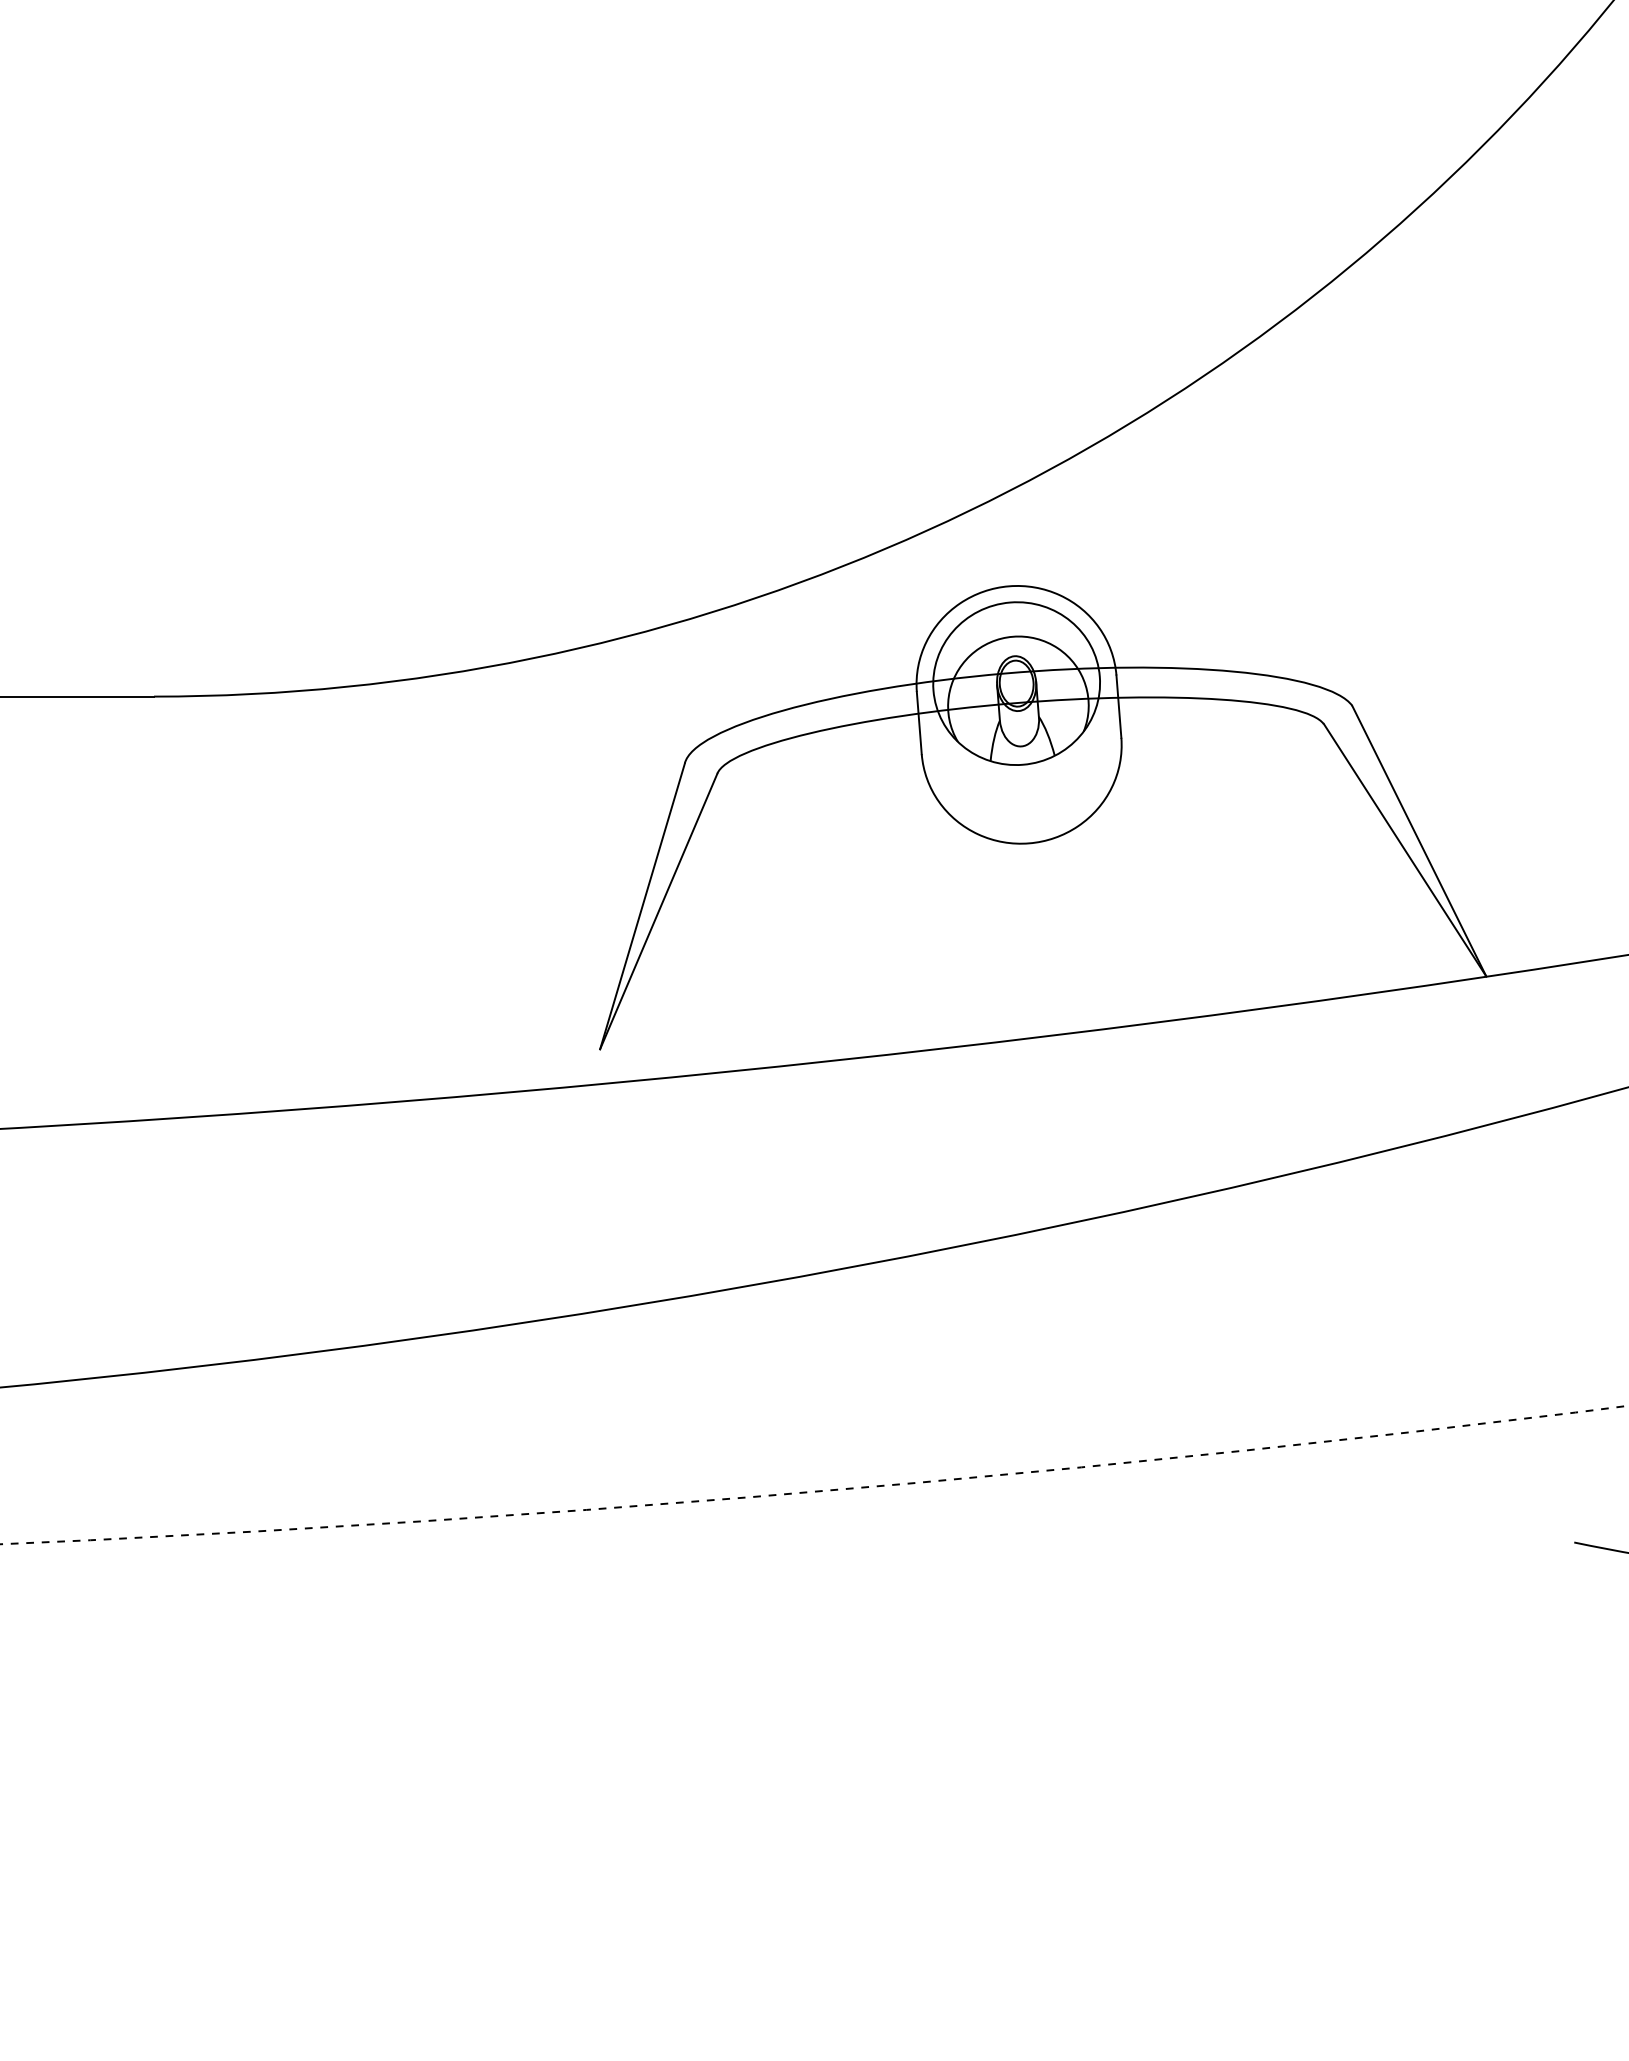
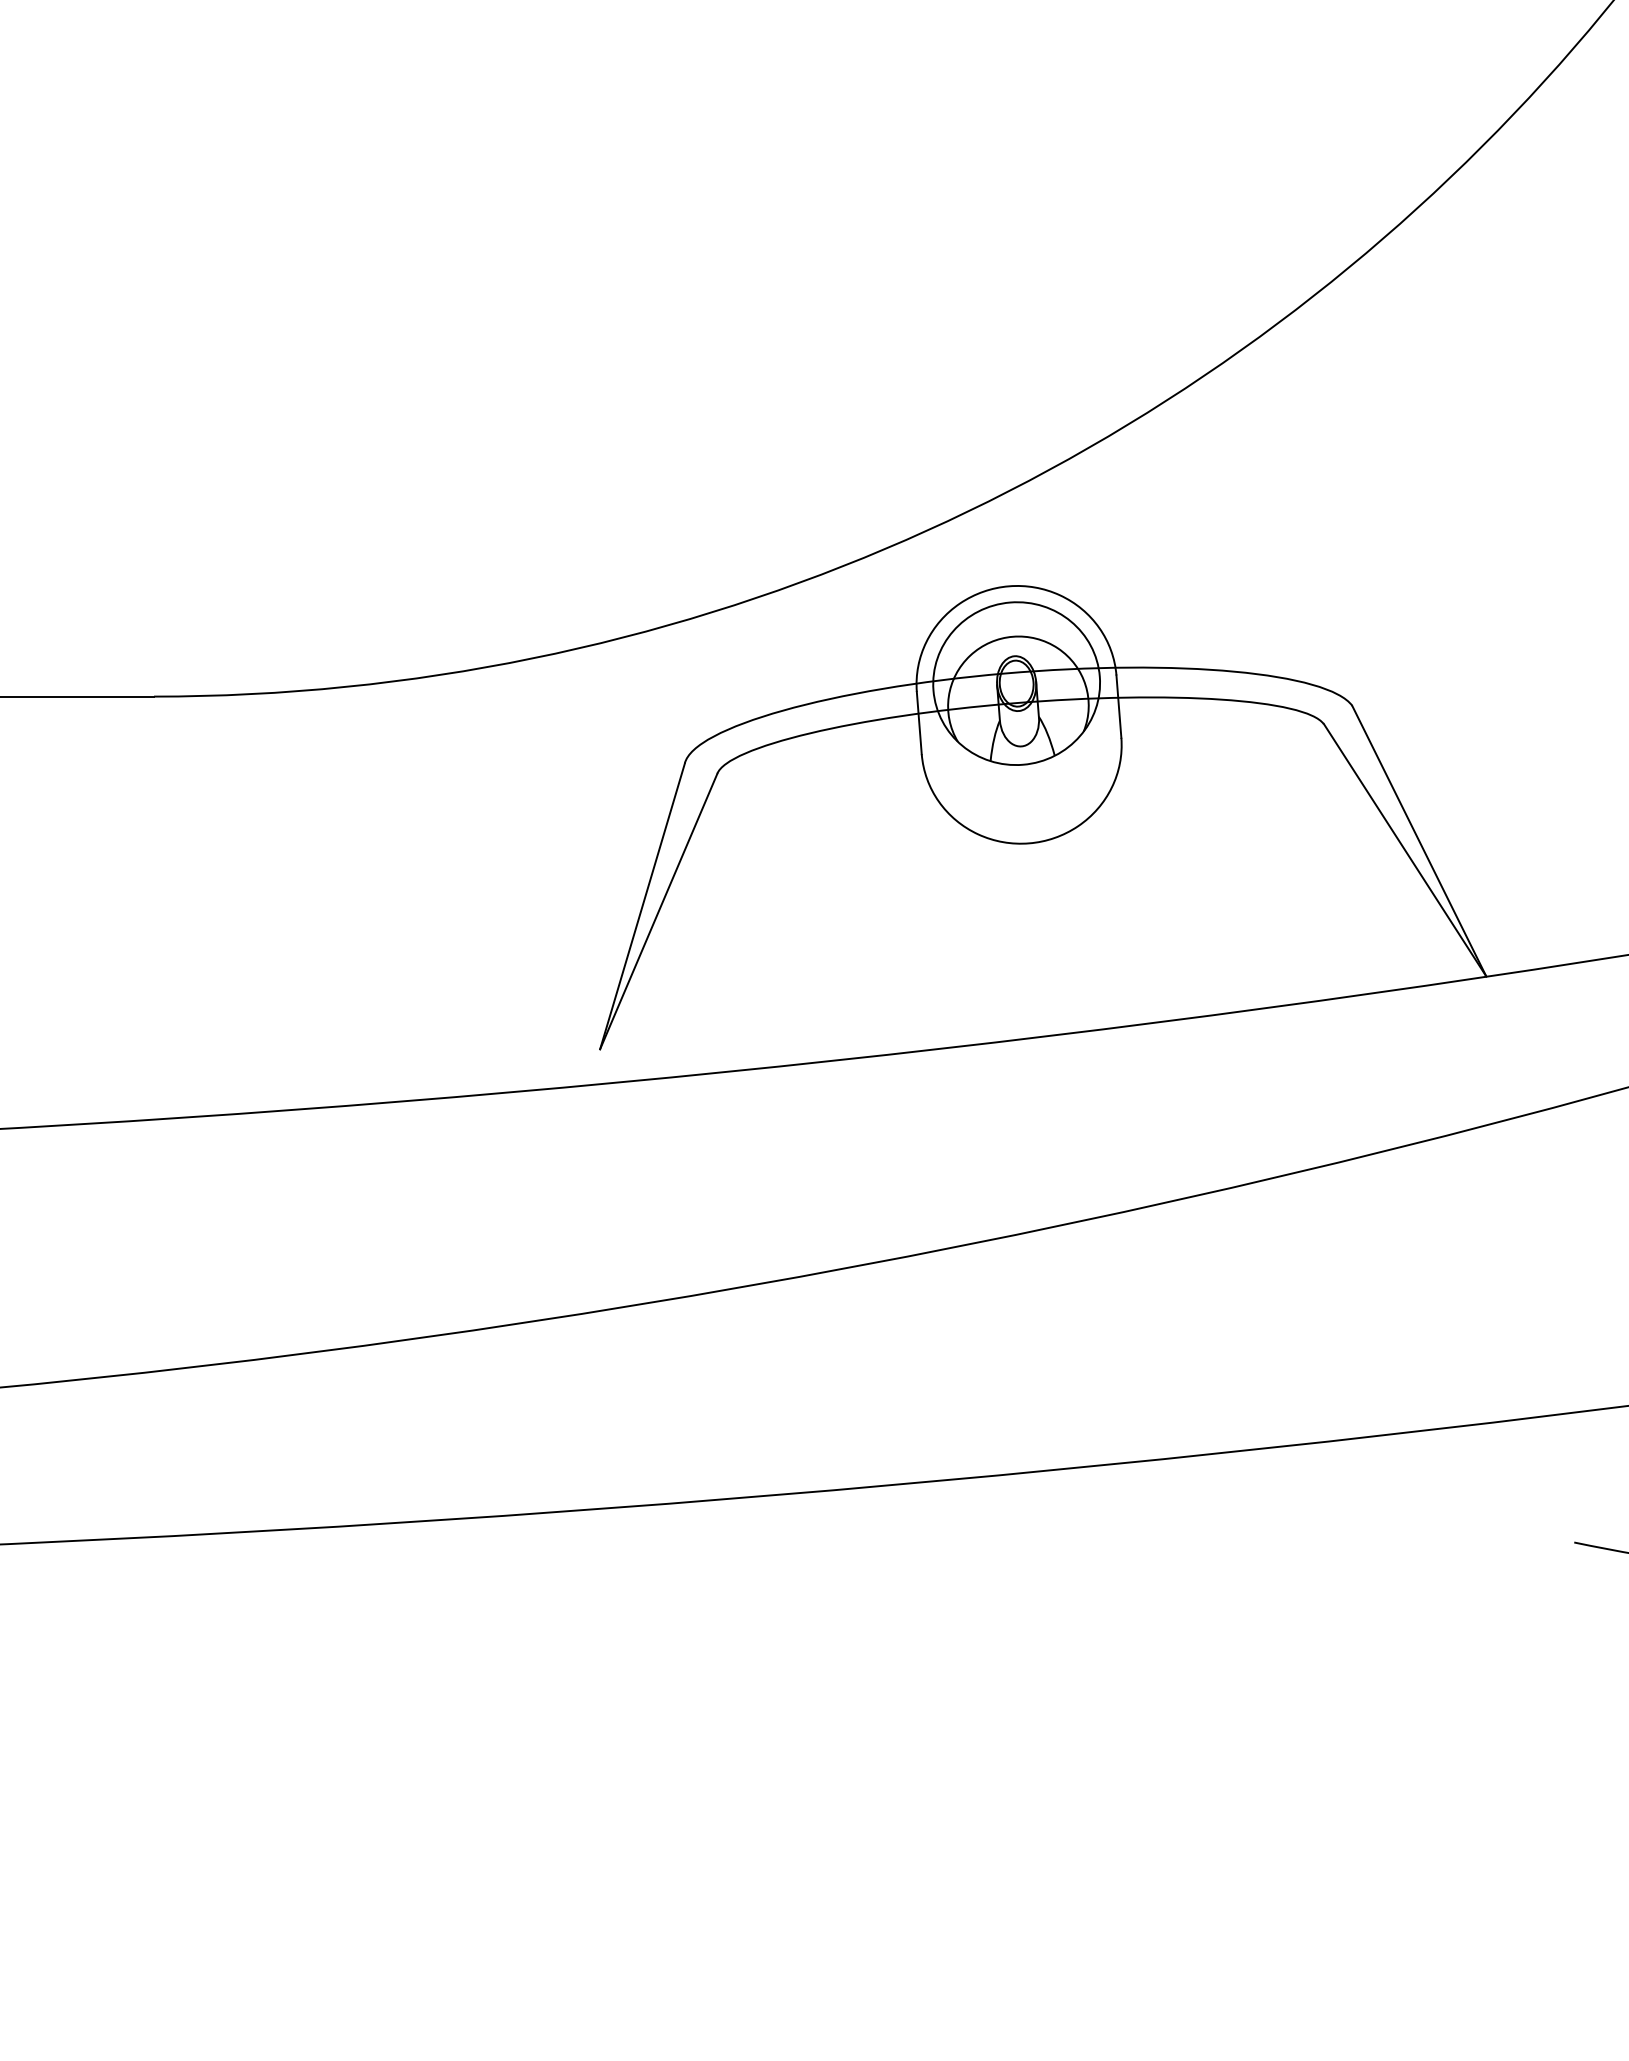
arc: dashed -> solid (816, 1491)
